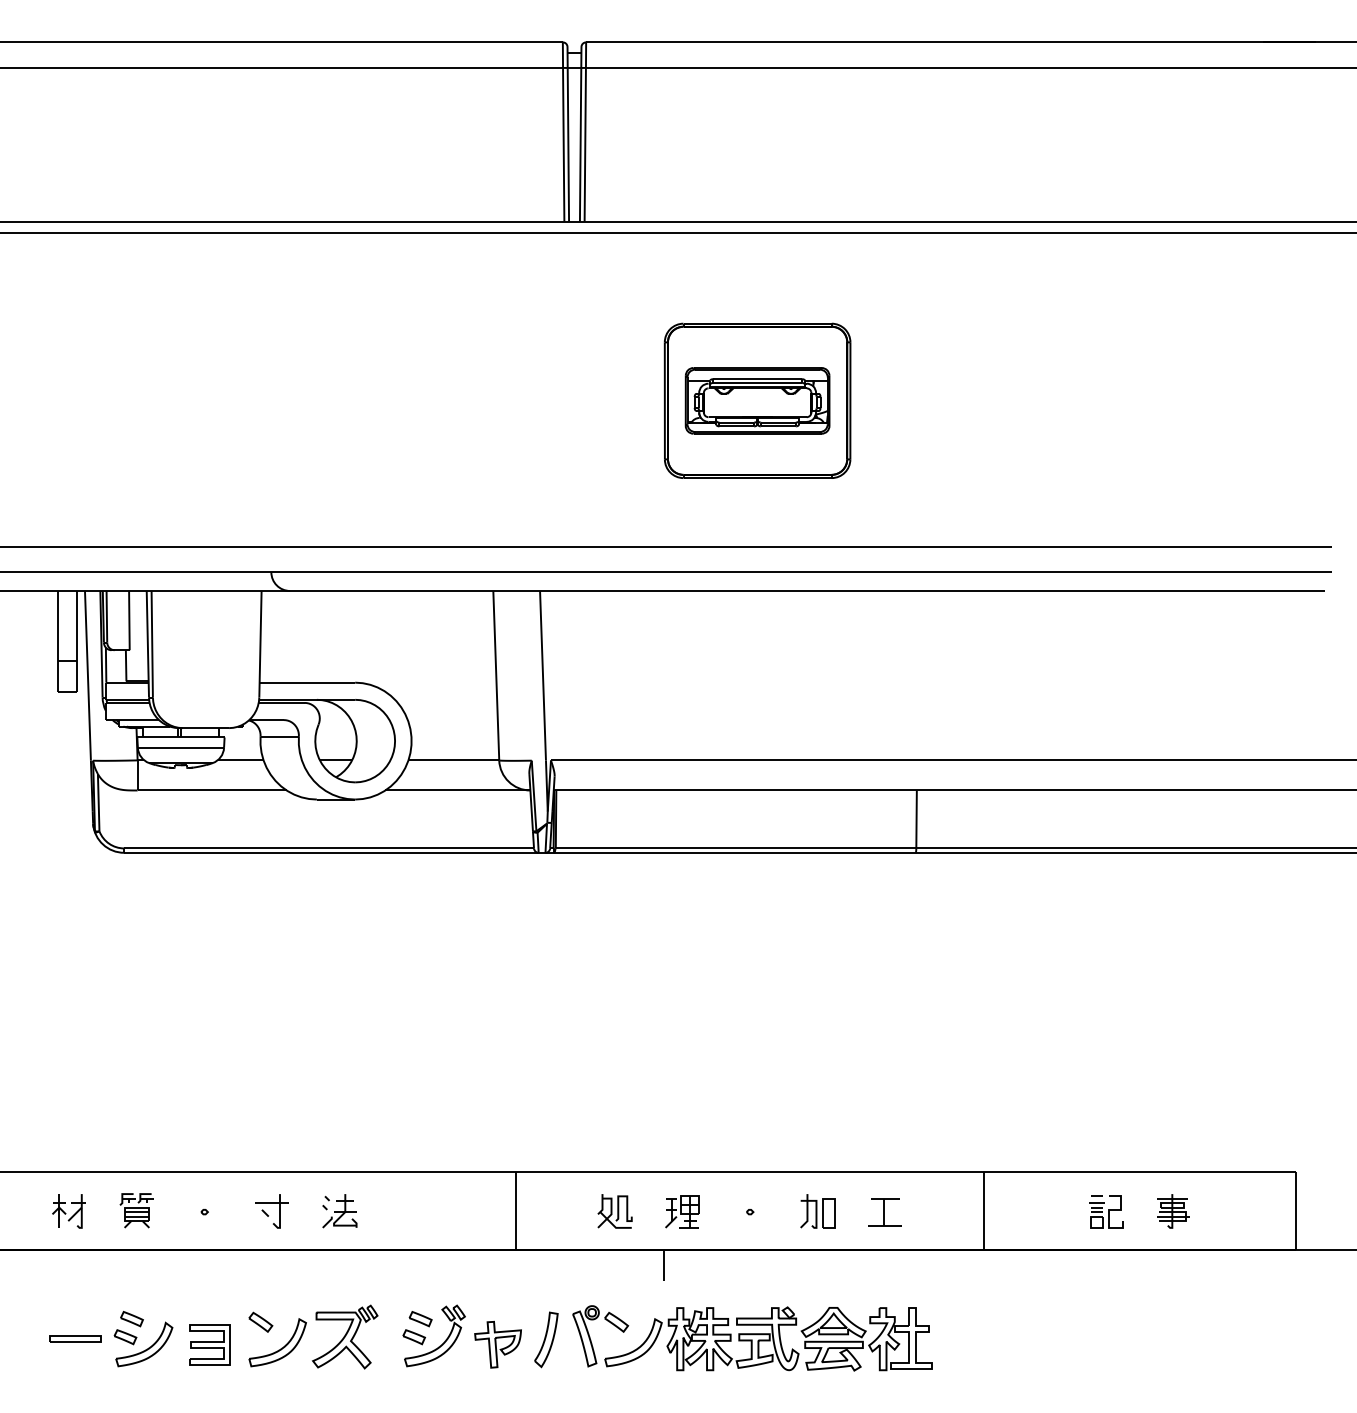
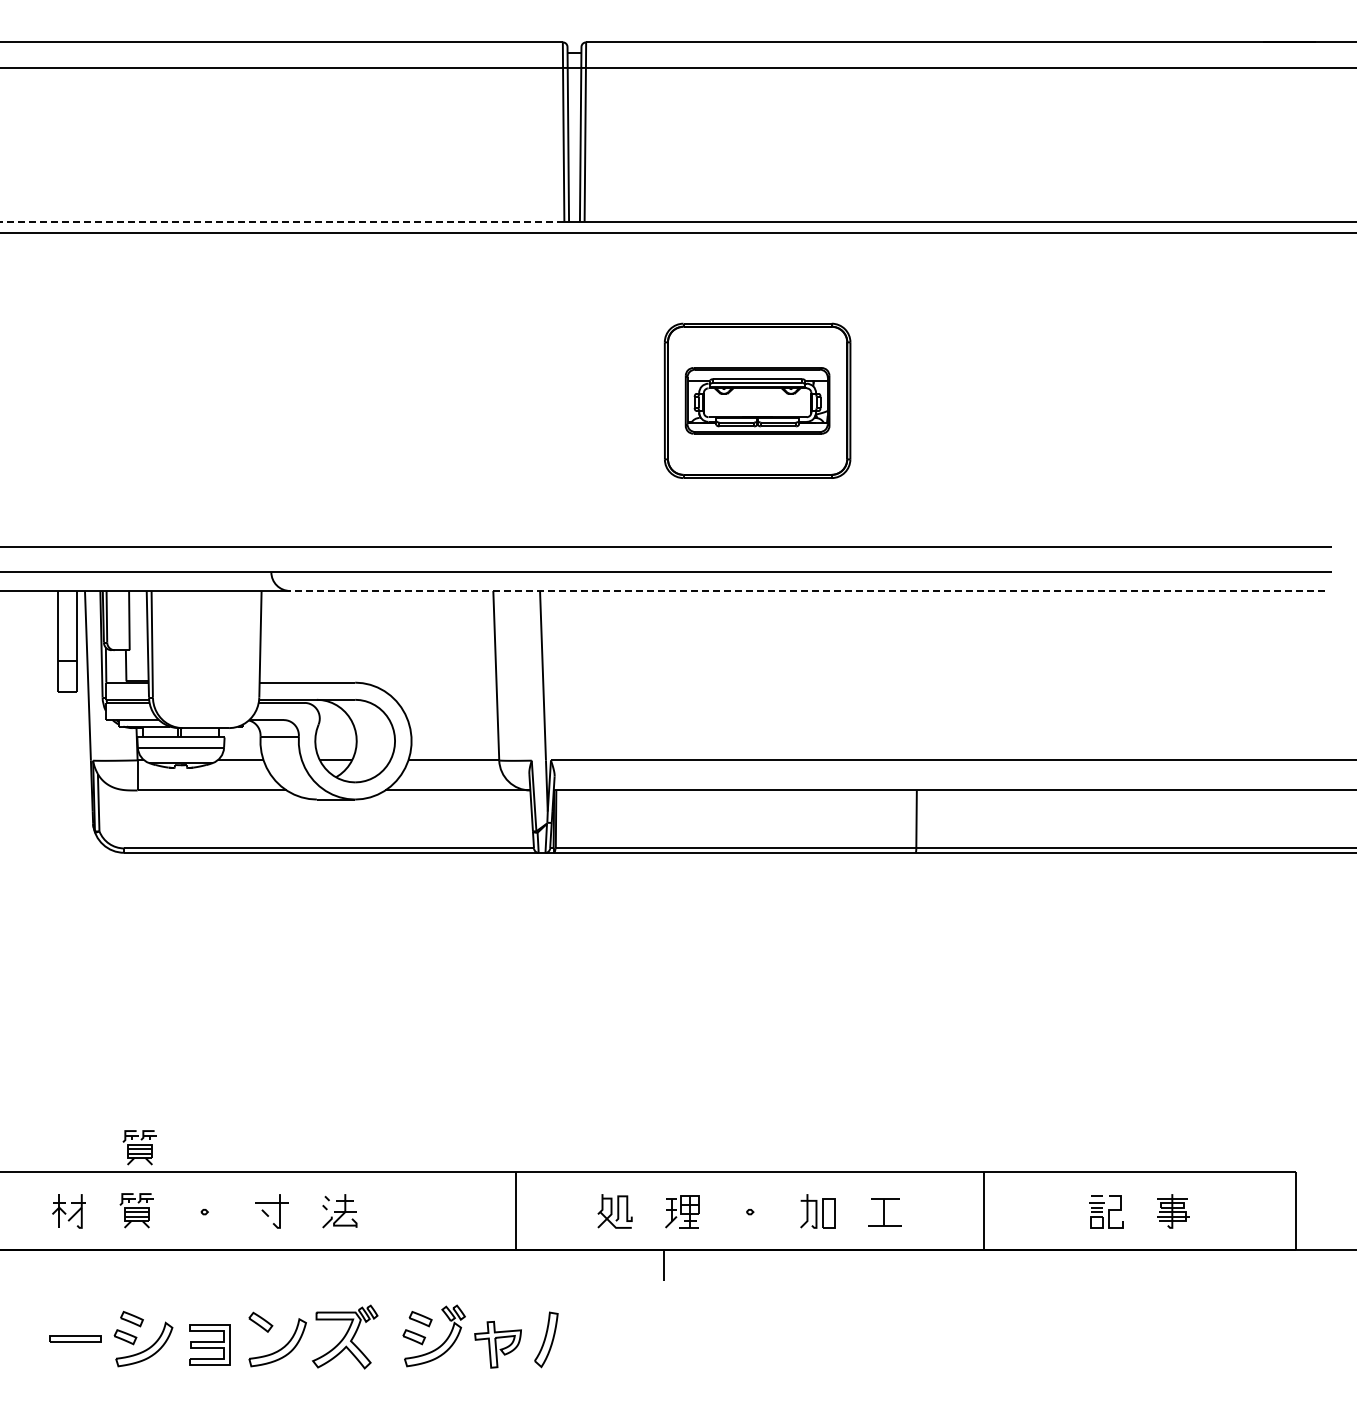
line: solid -> dashed (282, 221)
line: solid -> dashed (807, 590)
part: none -> present (139, 1147)
part: present -> none (752, 1338)
